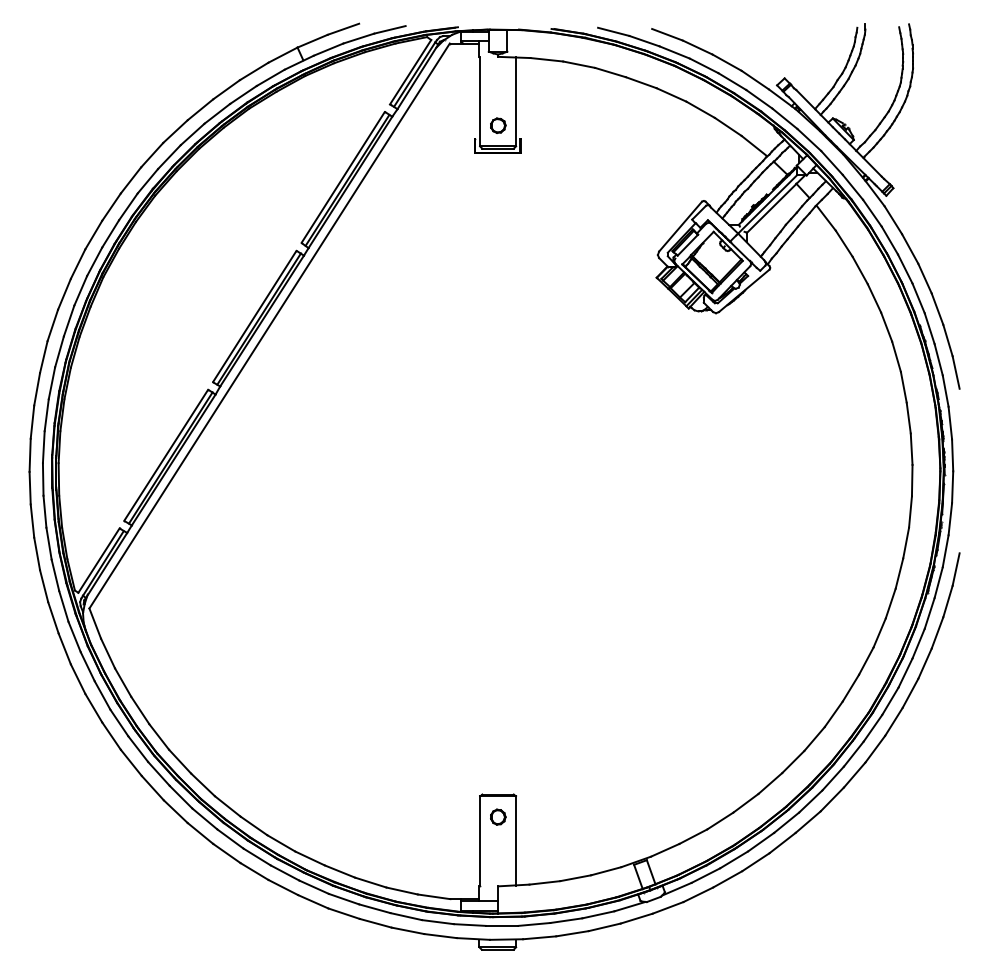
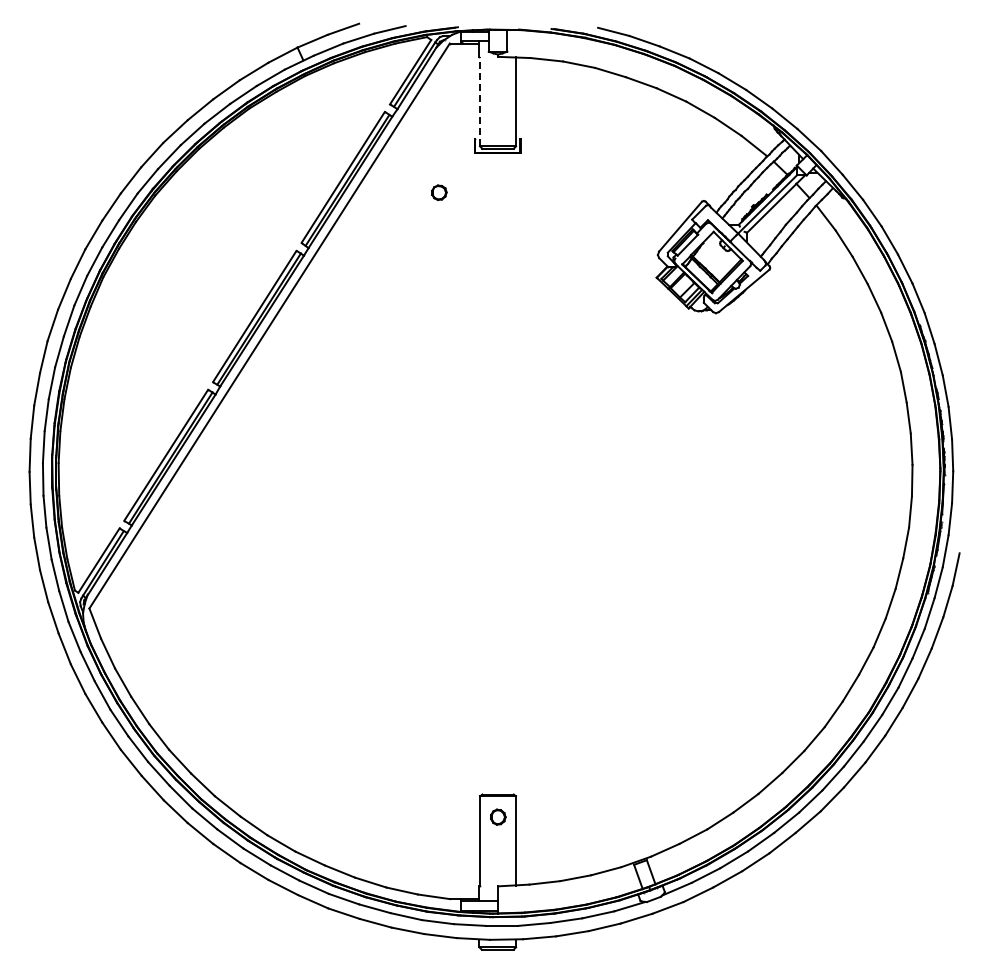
line: solid -> dashed (480, 101)
part position: (498, 125) -> (439, 192) (439, 192)
part: present -> none (853, 168)
